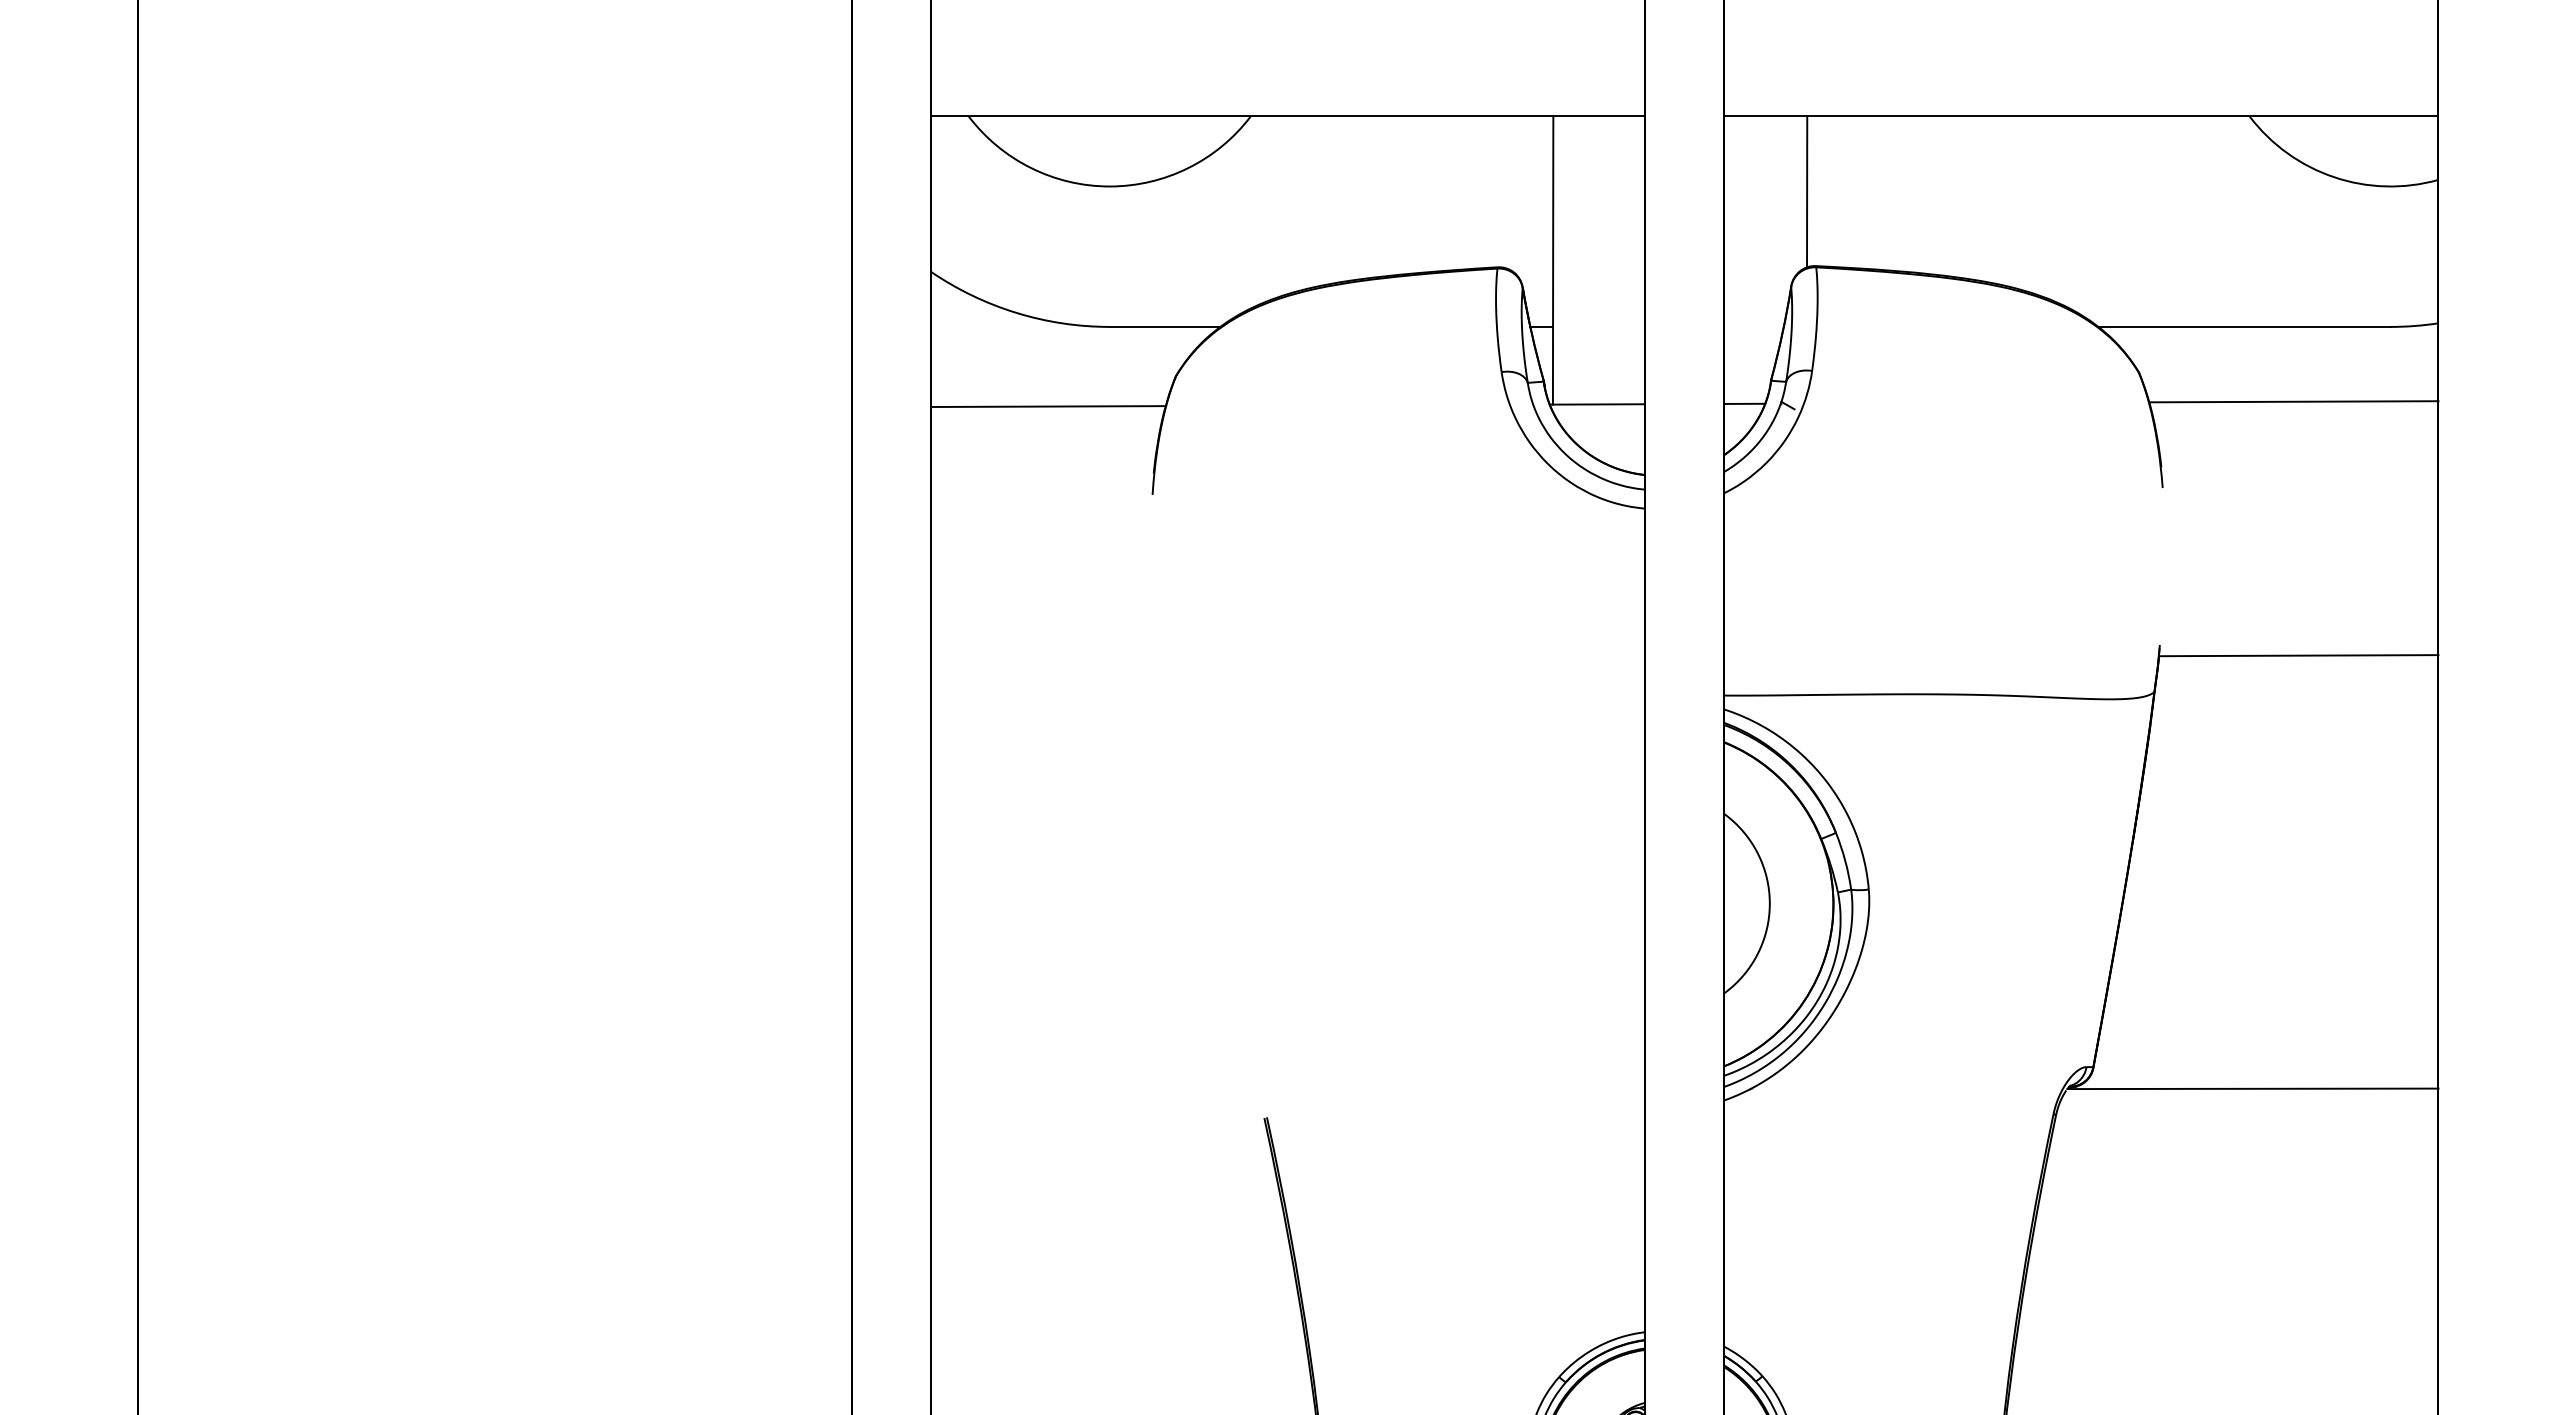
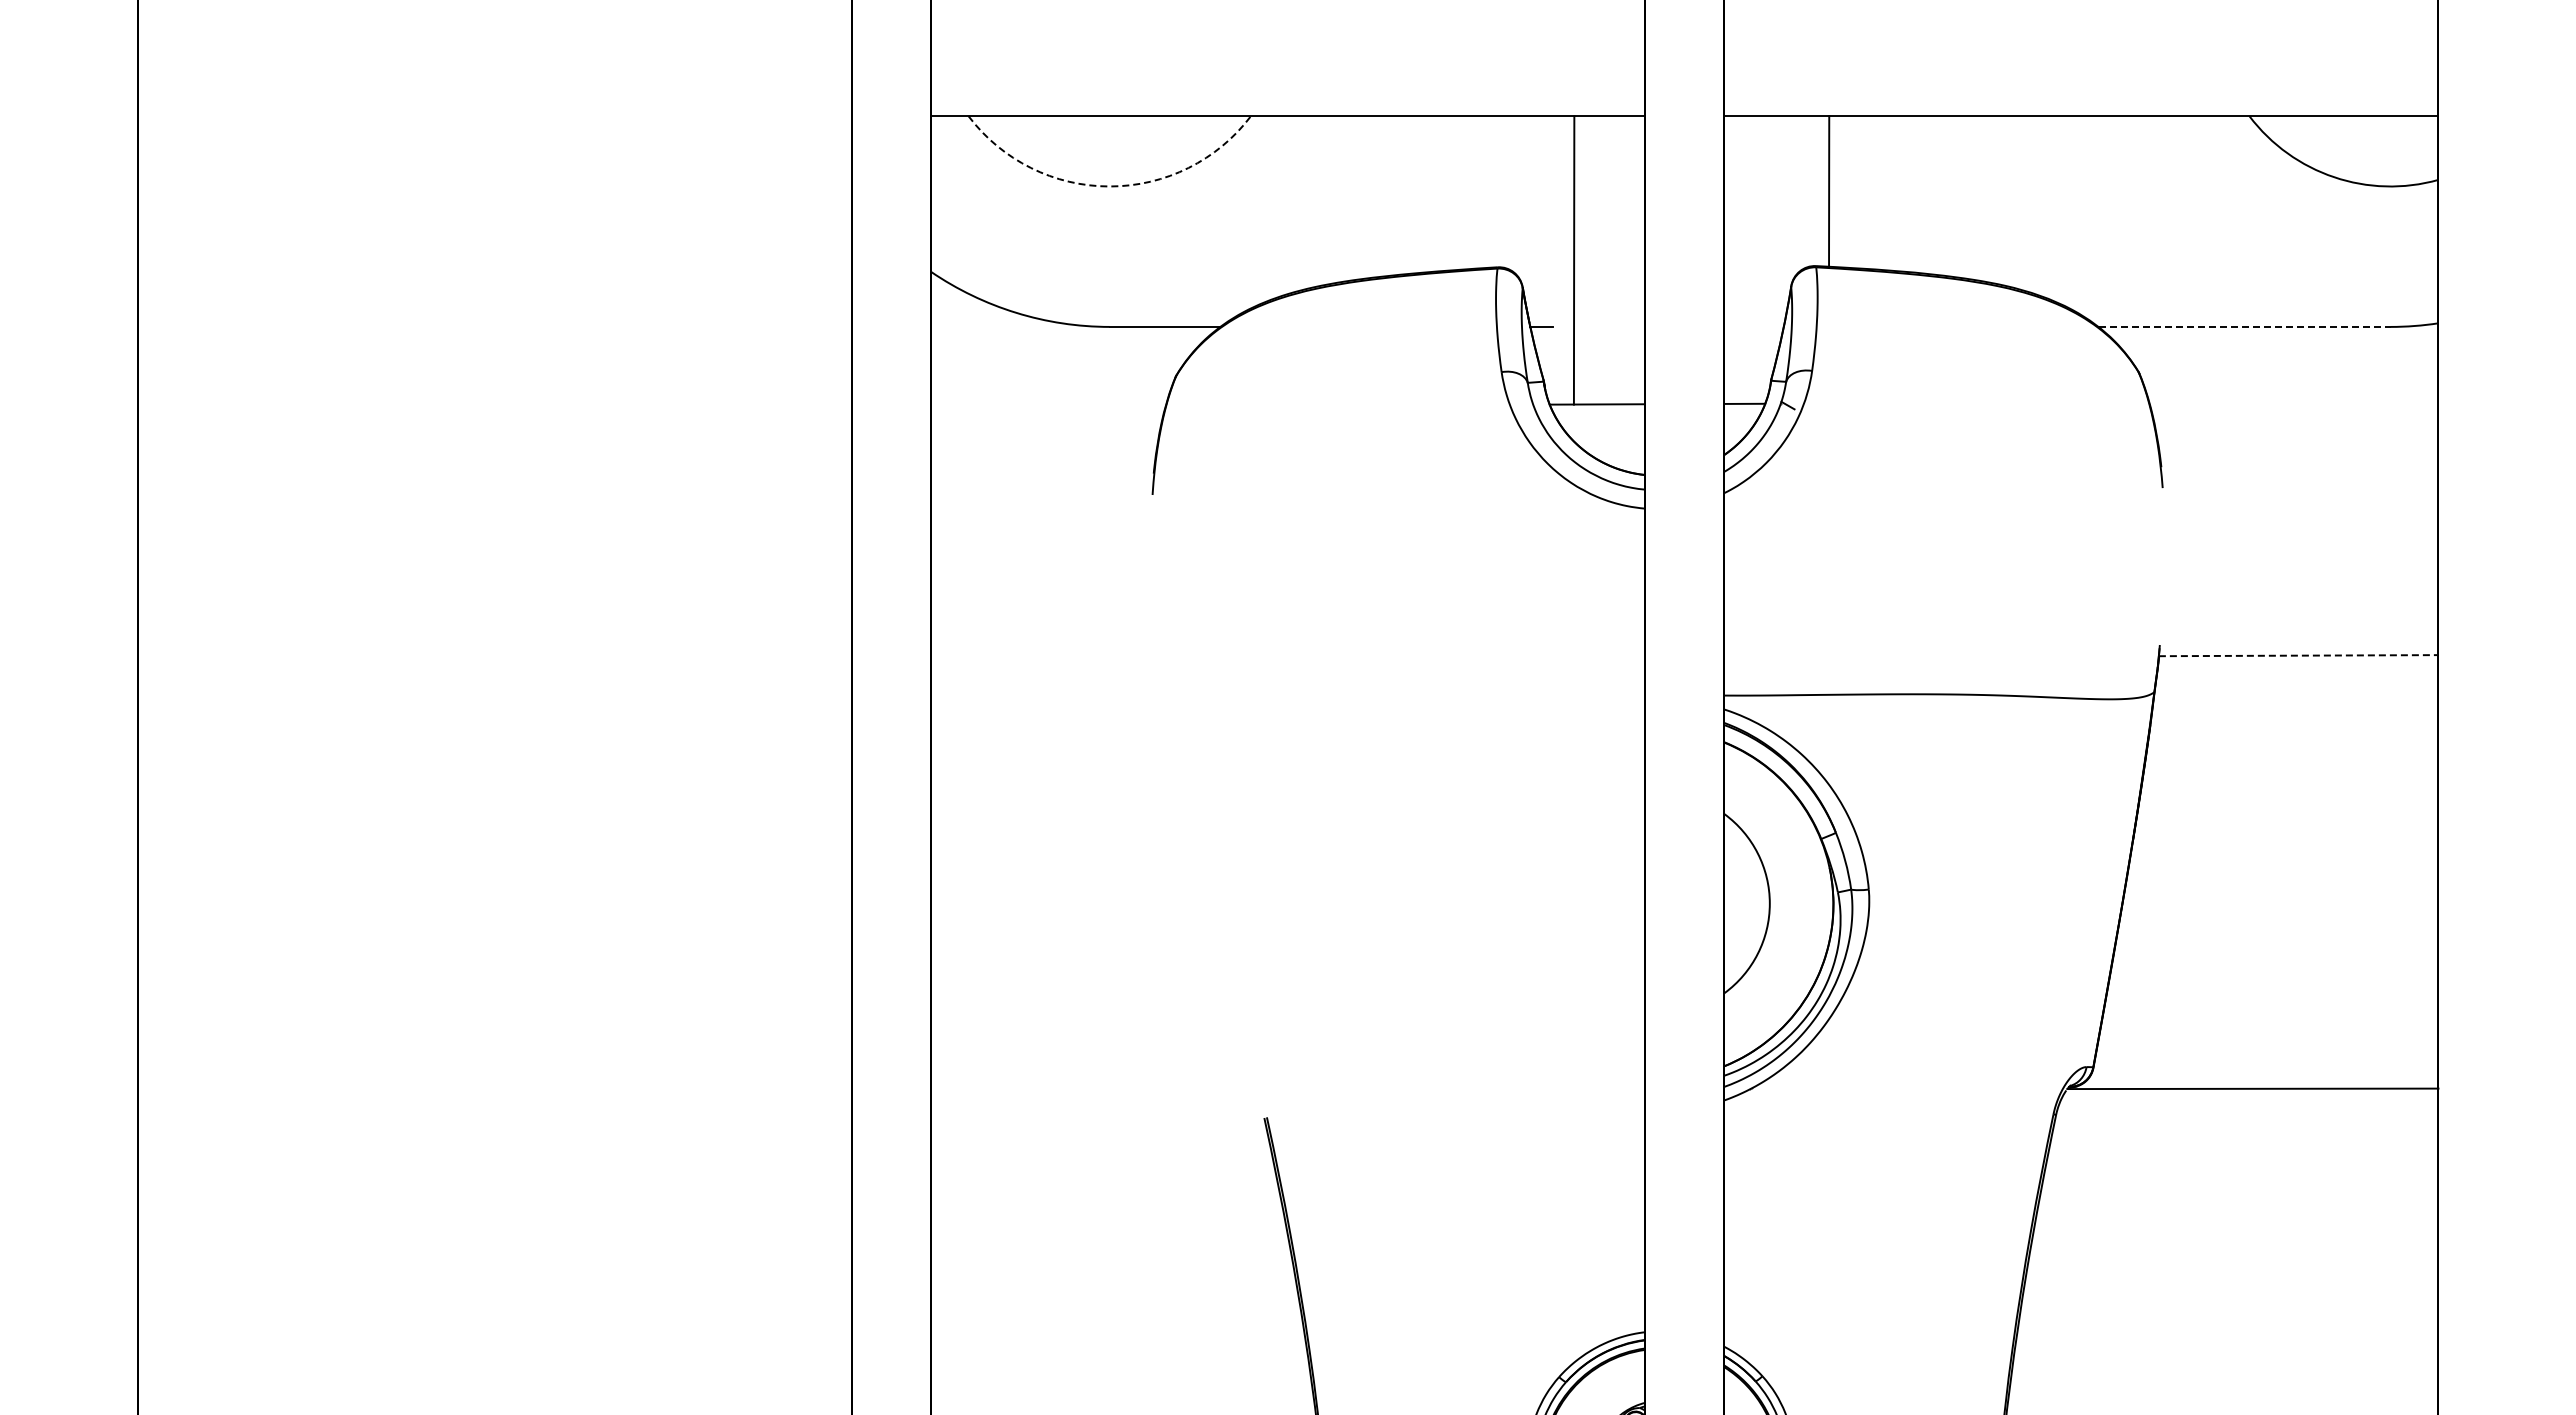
arc: solid -> dashed (1109, 186)
line position: (1807, 191) -> (1829, 191) (1829, 191)
line position: (1552, 260) -> (1573, 260) (1573, 260)
line: solid -> dashed (2245, 326)
line: present -> none (2293, 401)
line: present -> none (1047, 406)
line: solid -> dashed (2298, 655)
